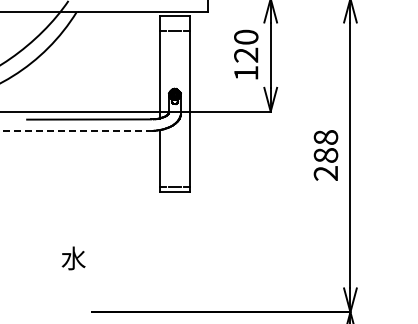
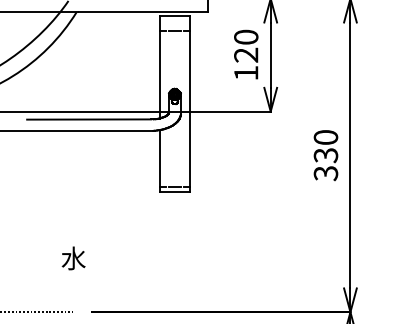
line: dashed -> solid (76, 130)
text: 288 -> 330 (325, 155)
line: none -> present (37, 312)
